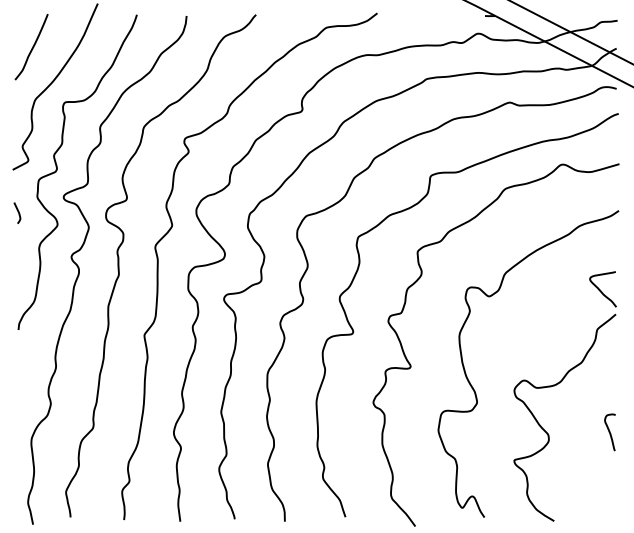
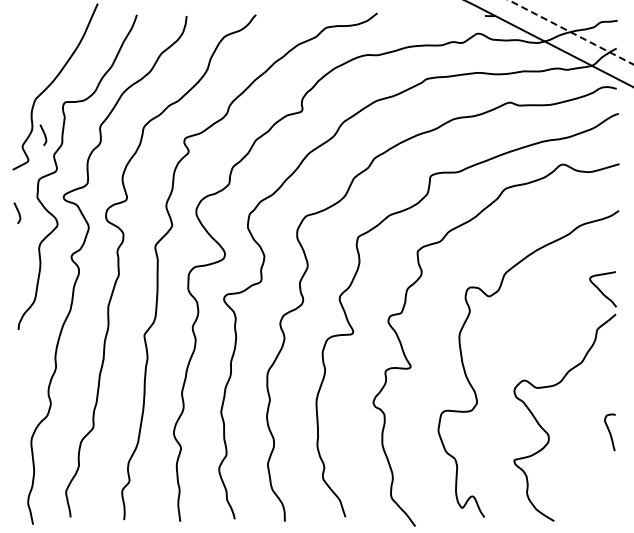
line: solid -> dashed (571, 32)
curve: present -> none (32, 47)
curve: none -> present (43, 134)
